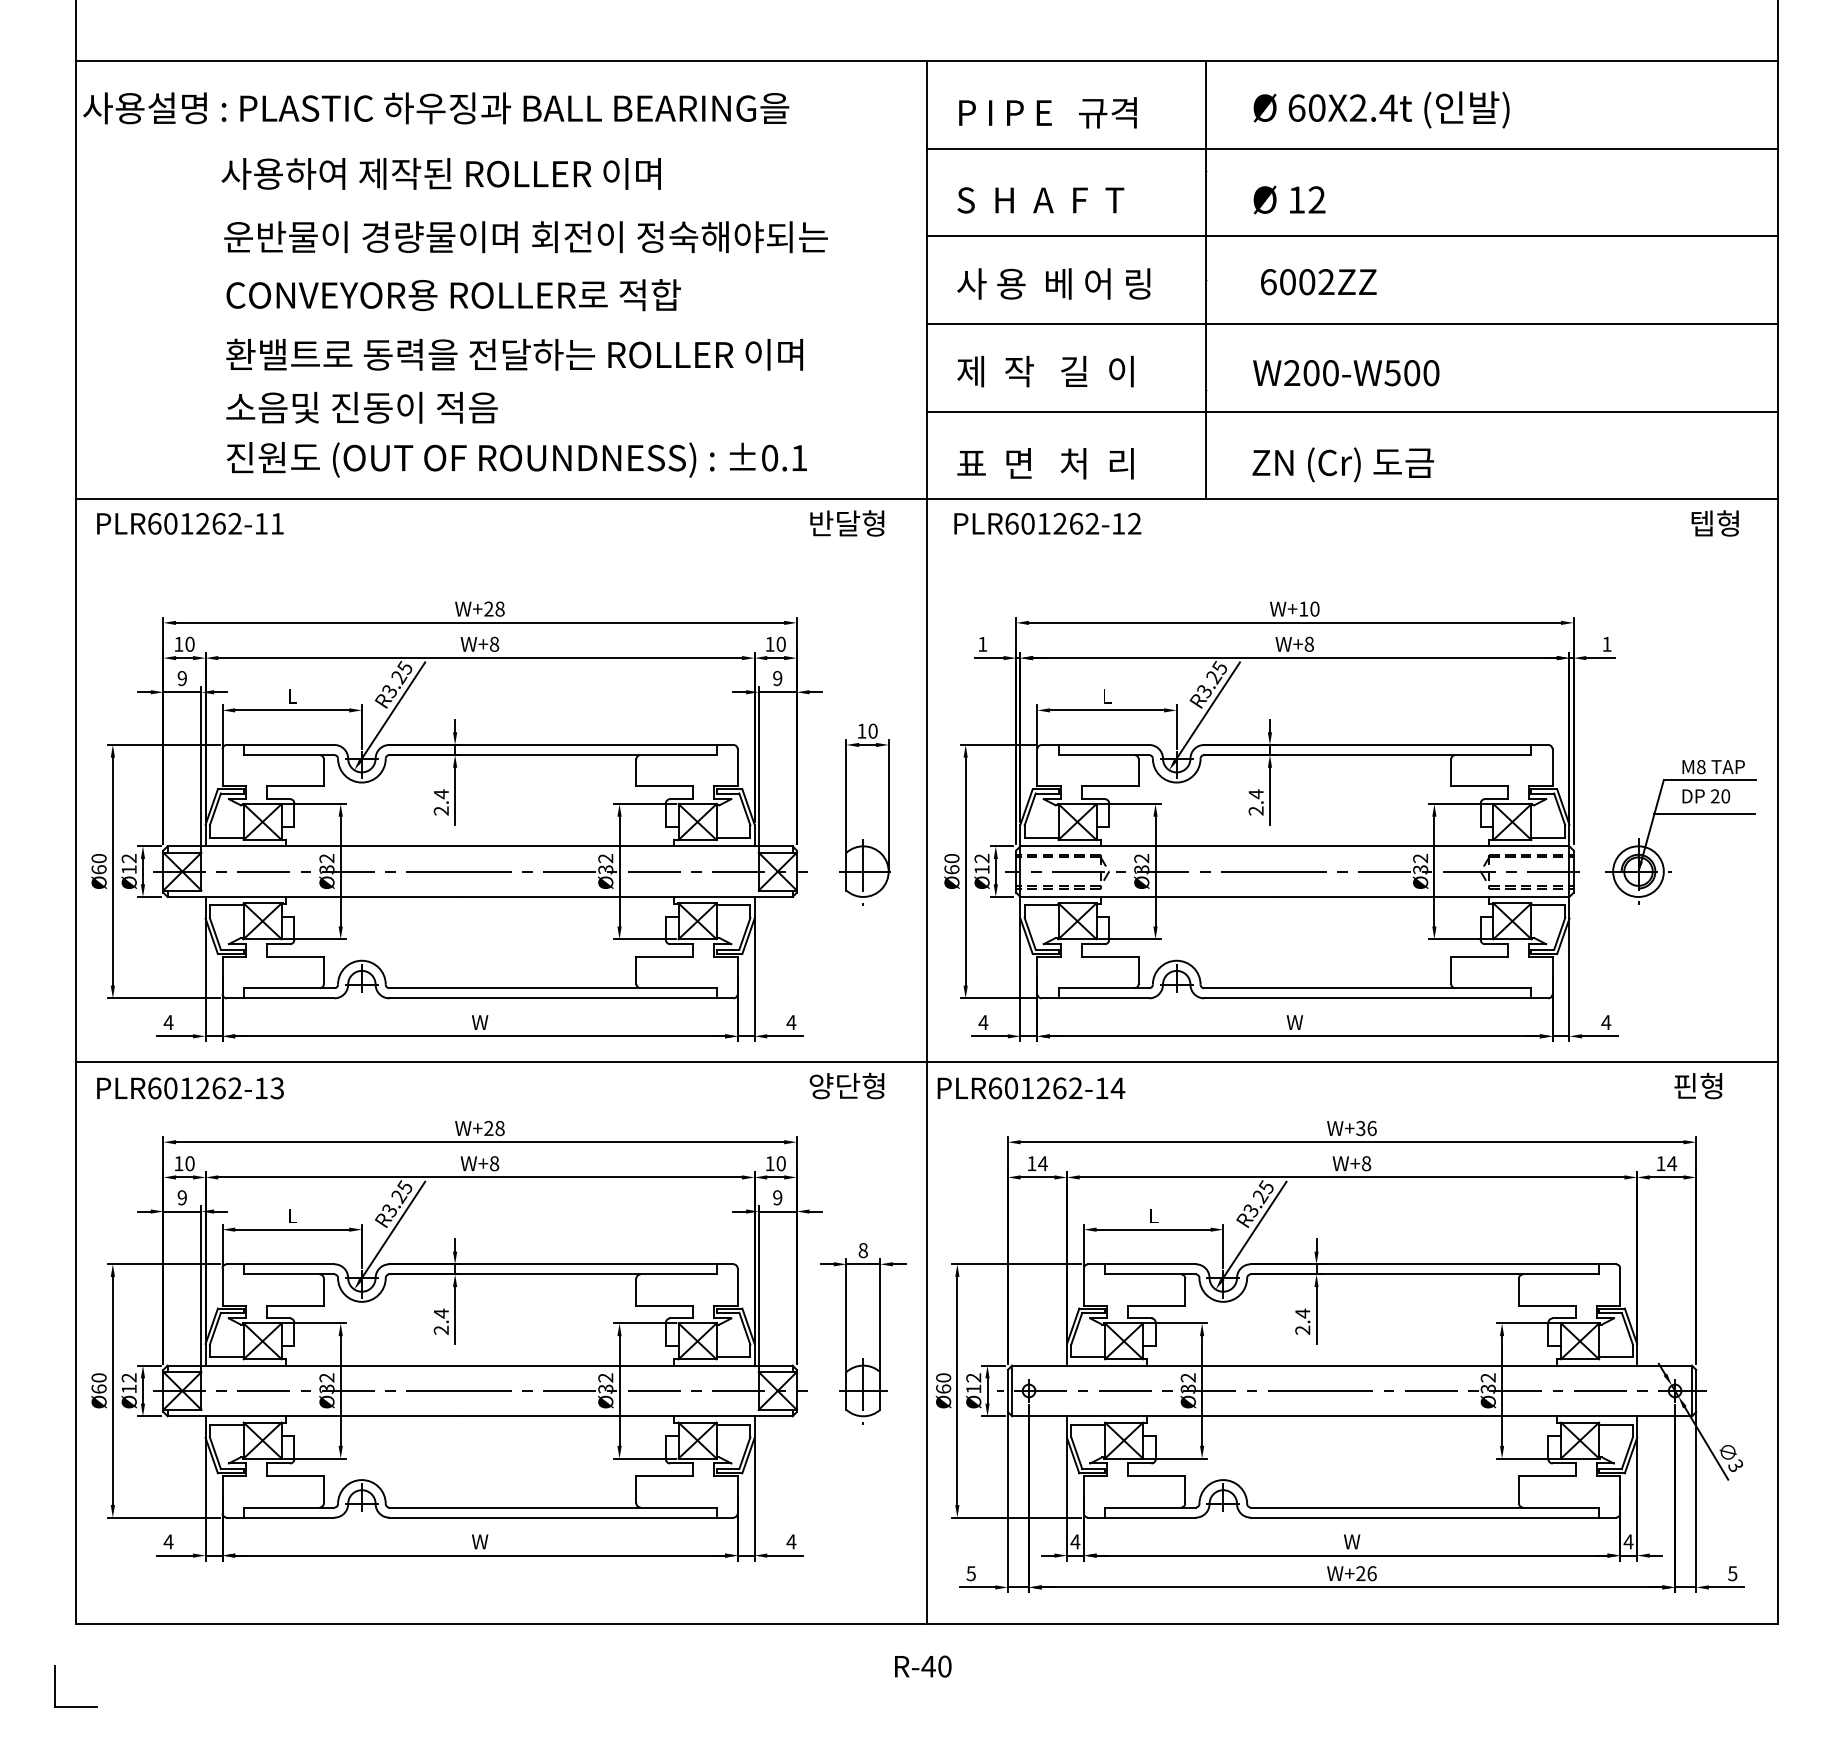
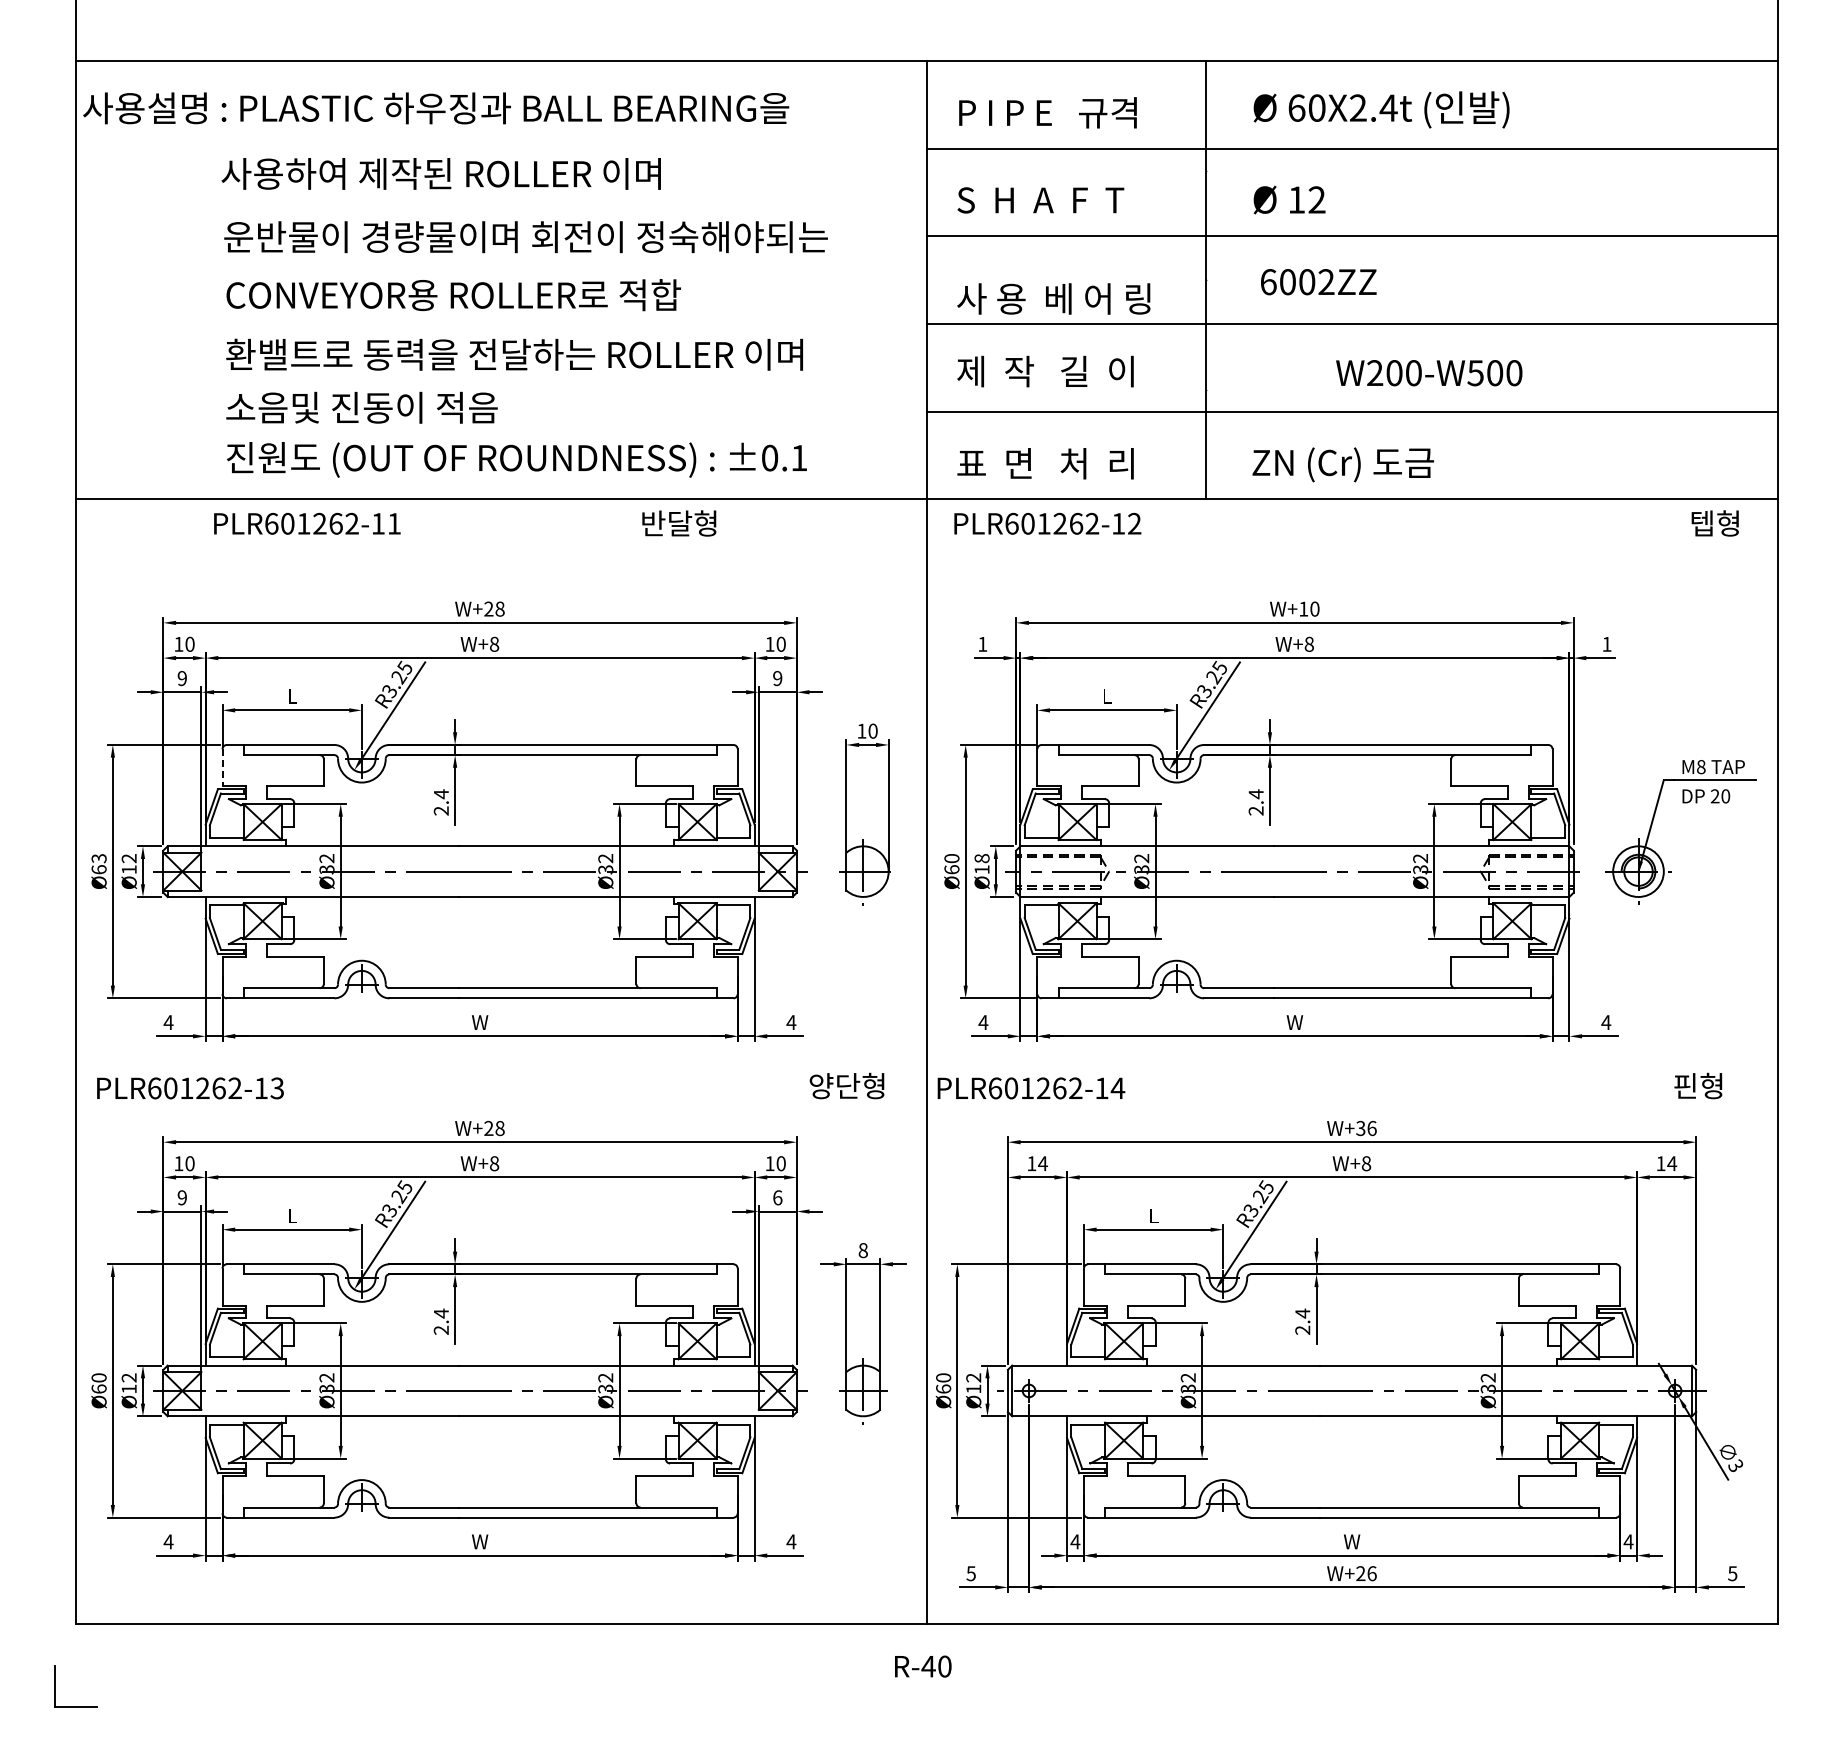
text position: (1053, 283) -> (1053, 298) (1053, 298)
text position: (1346, 373) -> (1429, 373) (1429, 373)
text position: (190, 523) -> (307, 523) (307, 523)
text position: (847, 523) -> (679, 523) (679, 523)
line: solid -> dashed (222, 767)
line: present -> none (1704, 813)
text: Ø60 -> Ø63 (98, 858)
text: Ø12 -> Ø18 (981, 858)
line: present -> none (926, 1061)
text: 9 -> 6 (777, 1197)
